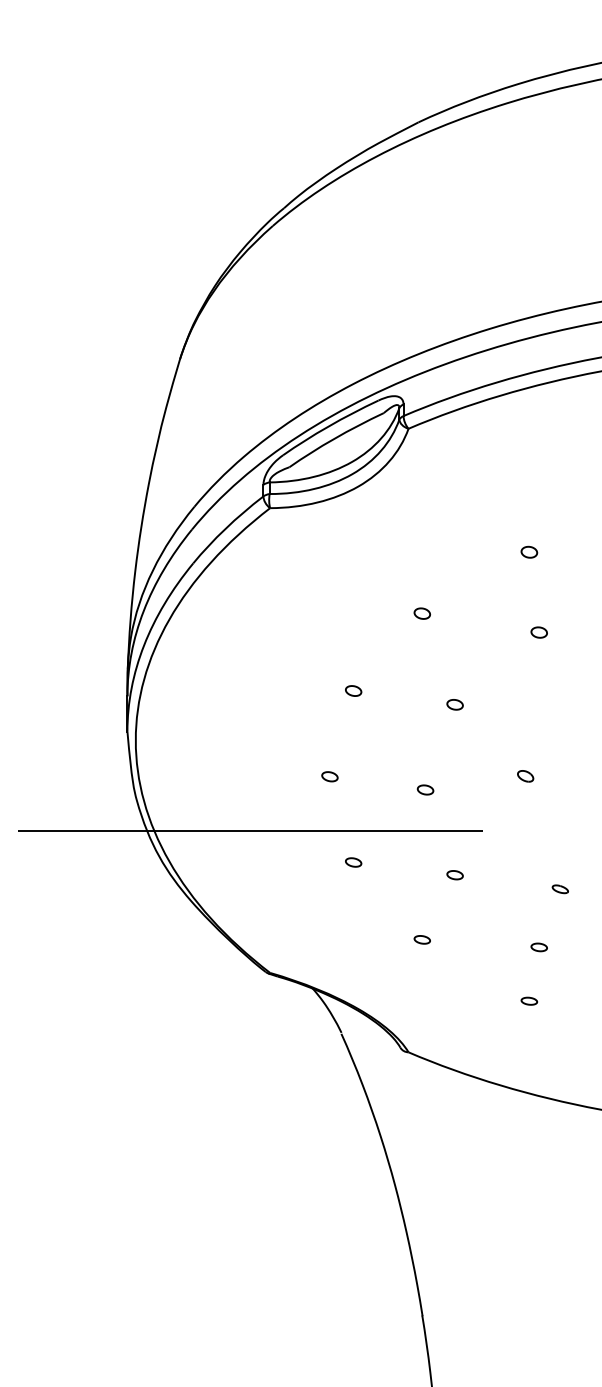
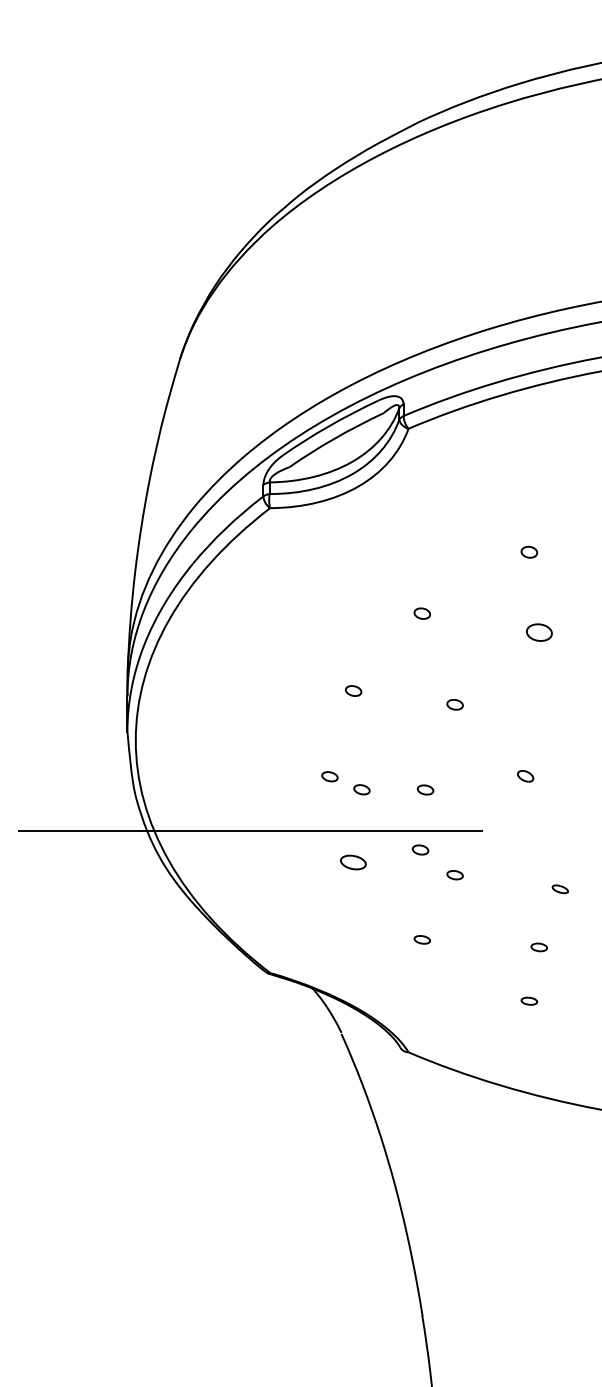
part size: 18x13 px -> 27x19 px (539, 632)
part: none -> present (361, 789)
part: none -> present (420, 849)
part size: 18x11 px -> 27x17 px (353, 862)
